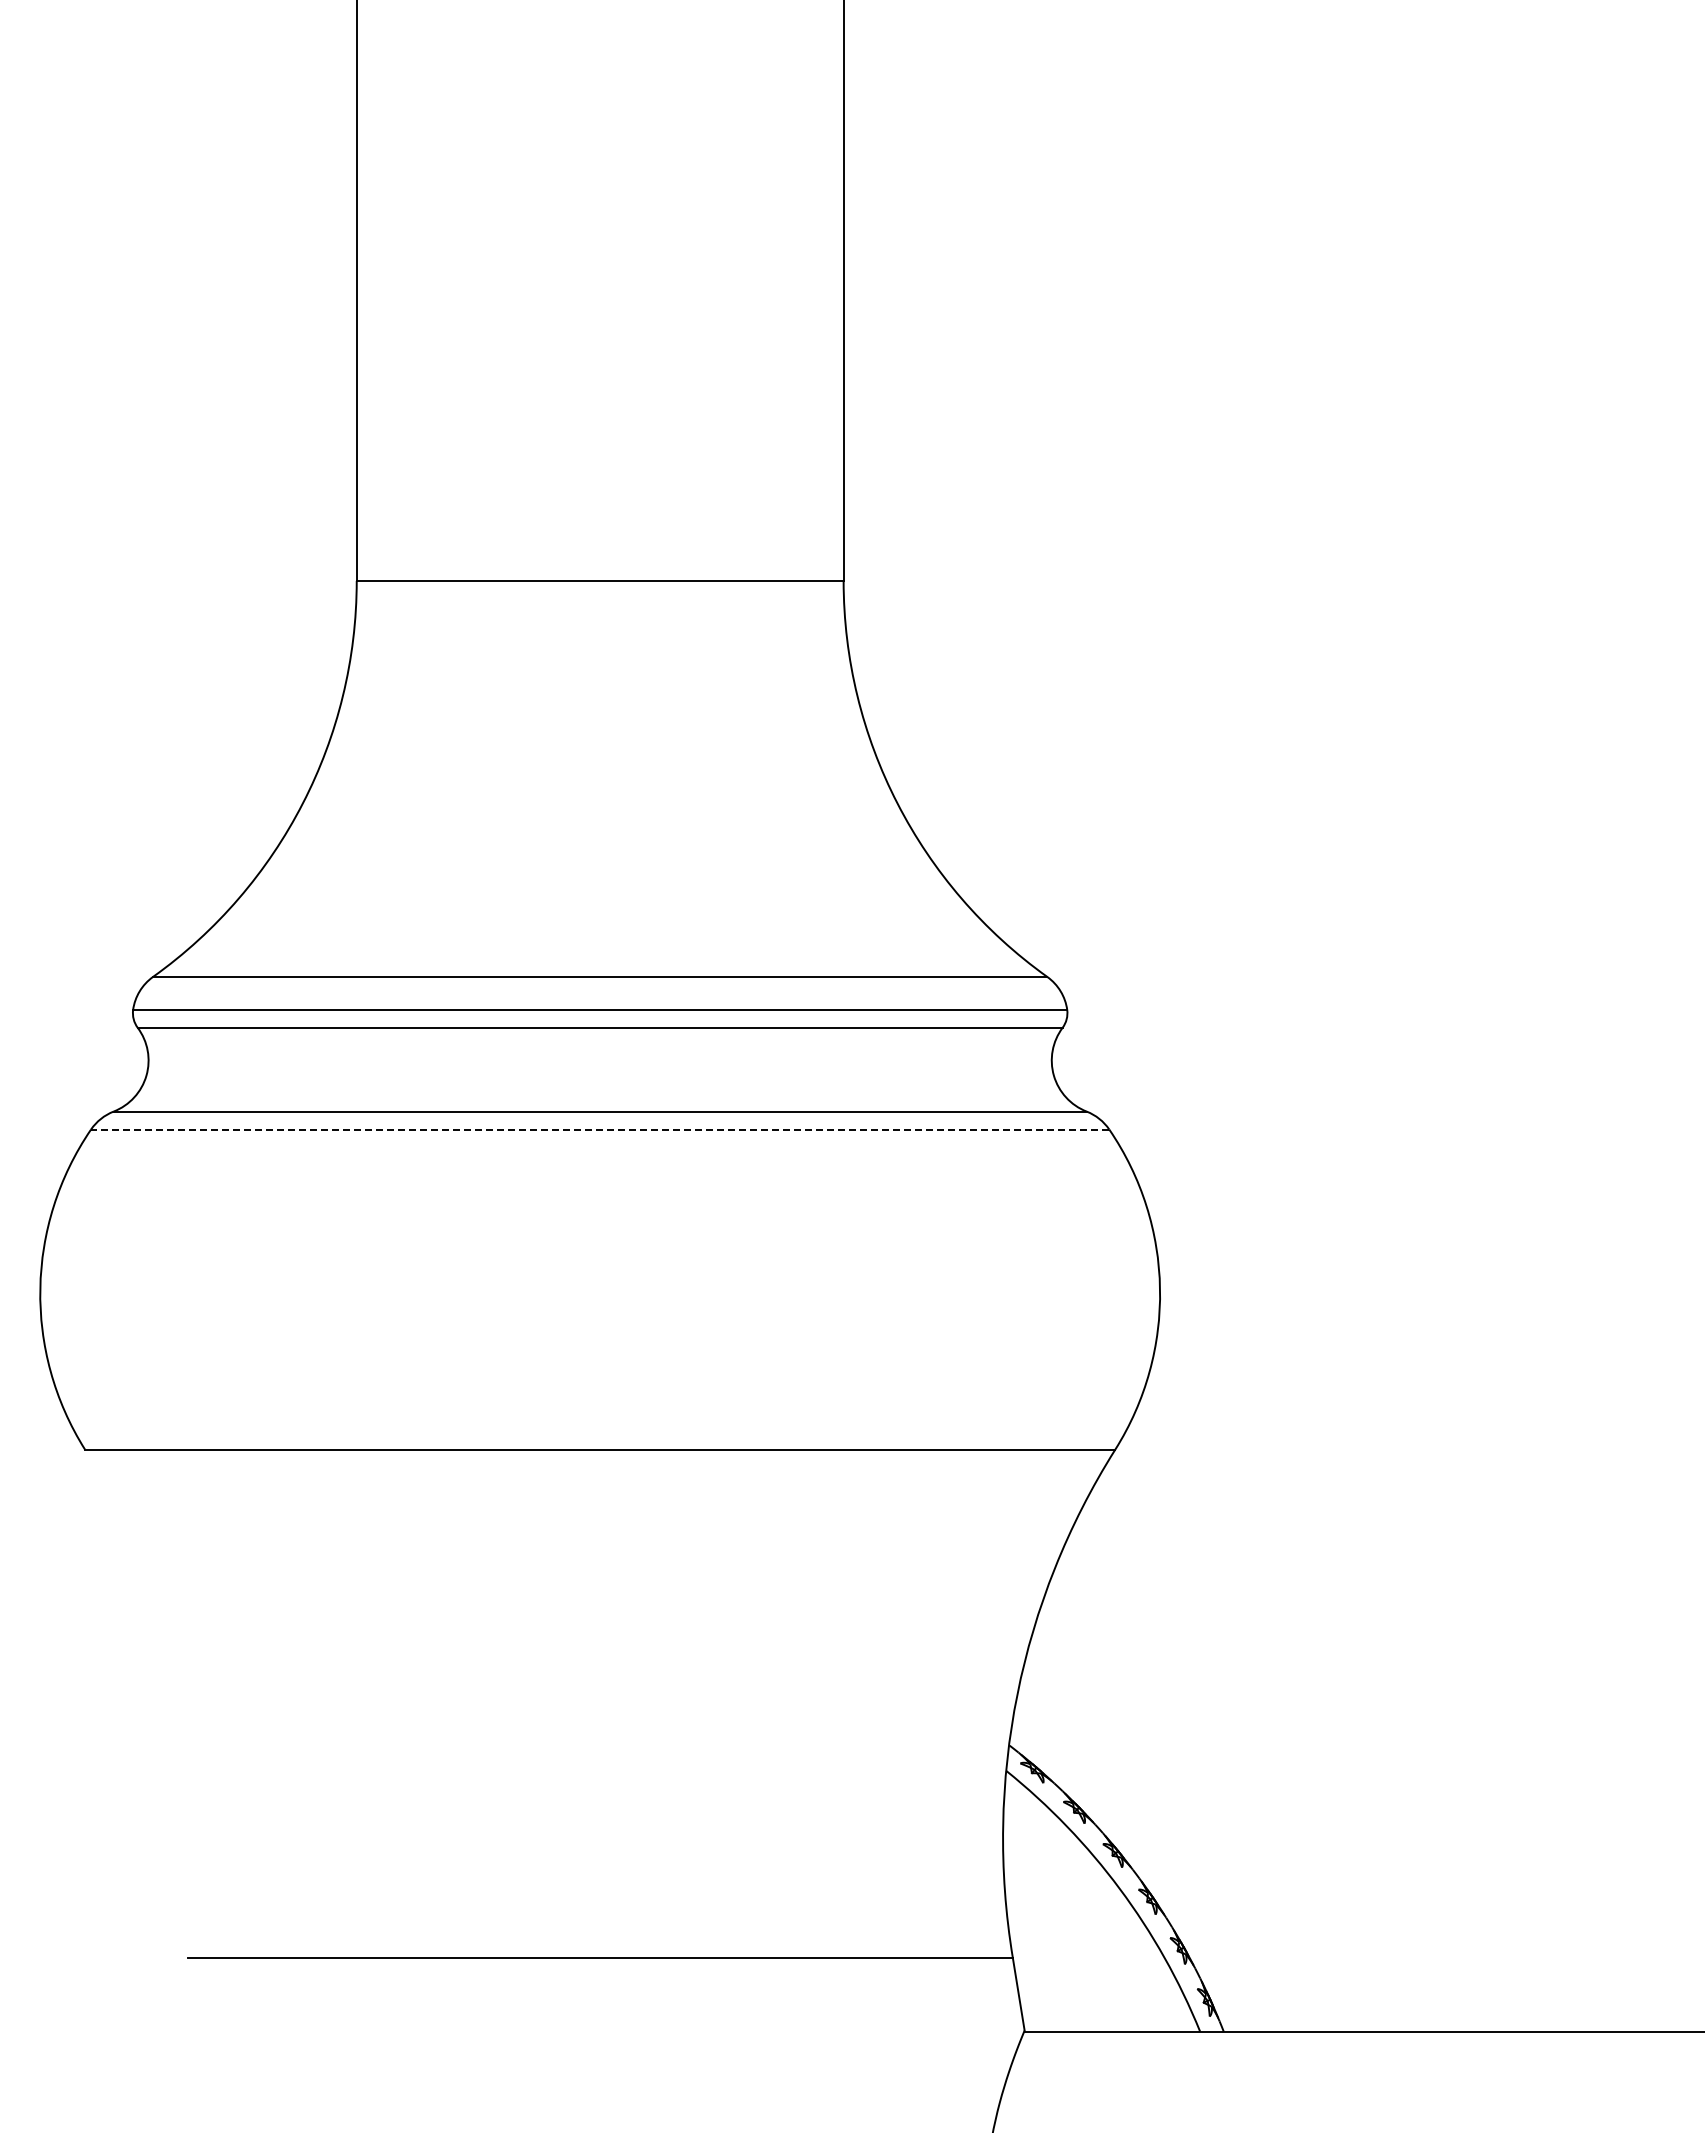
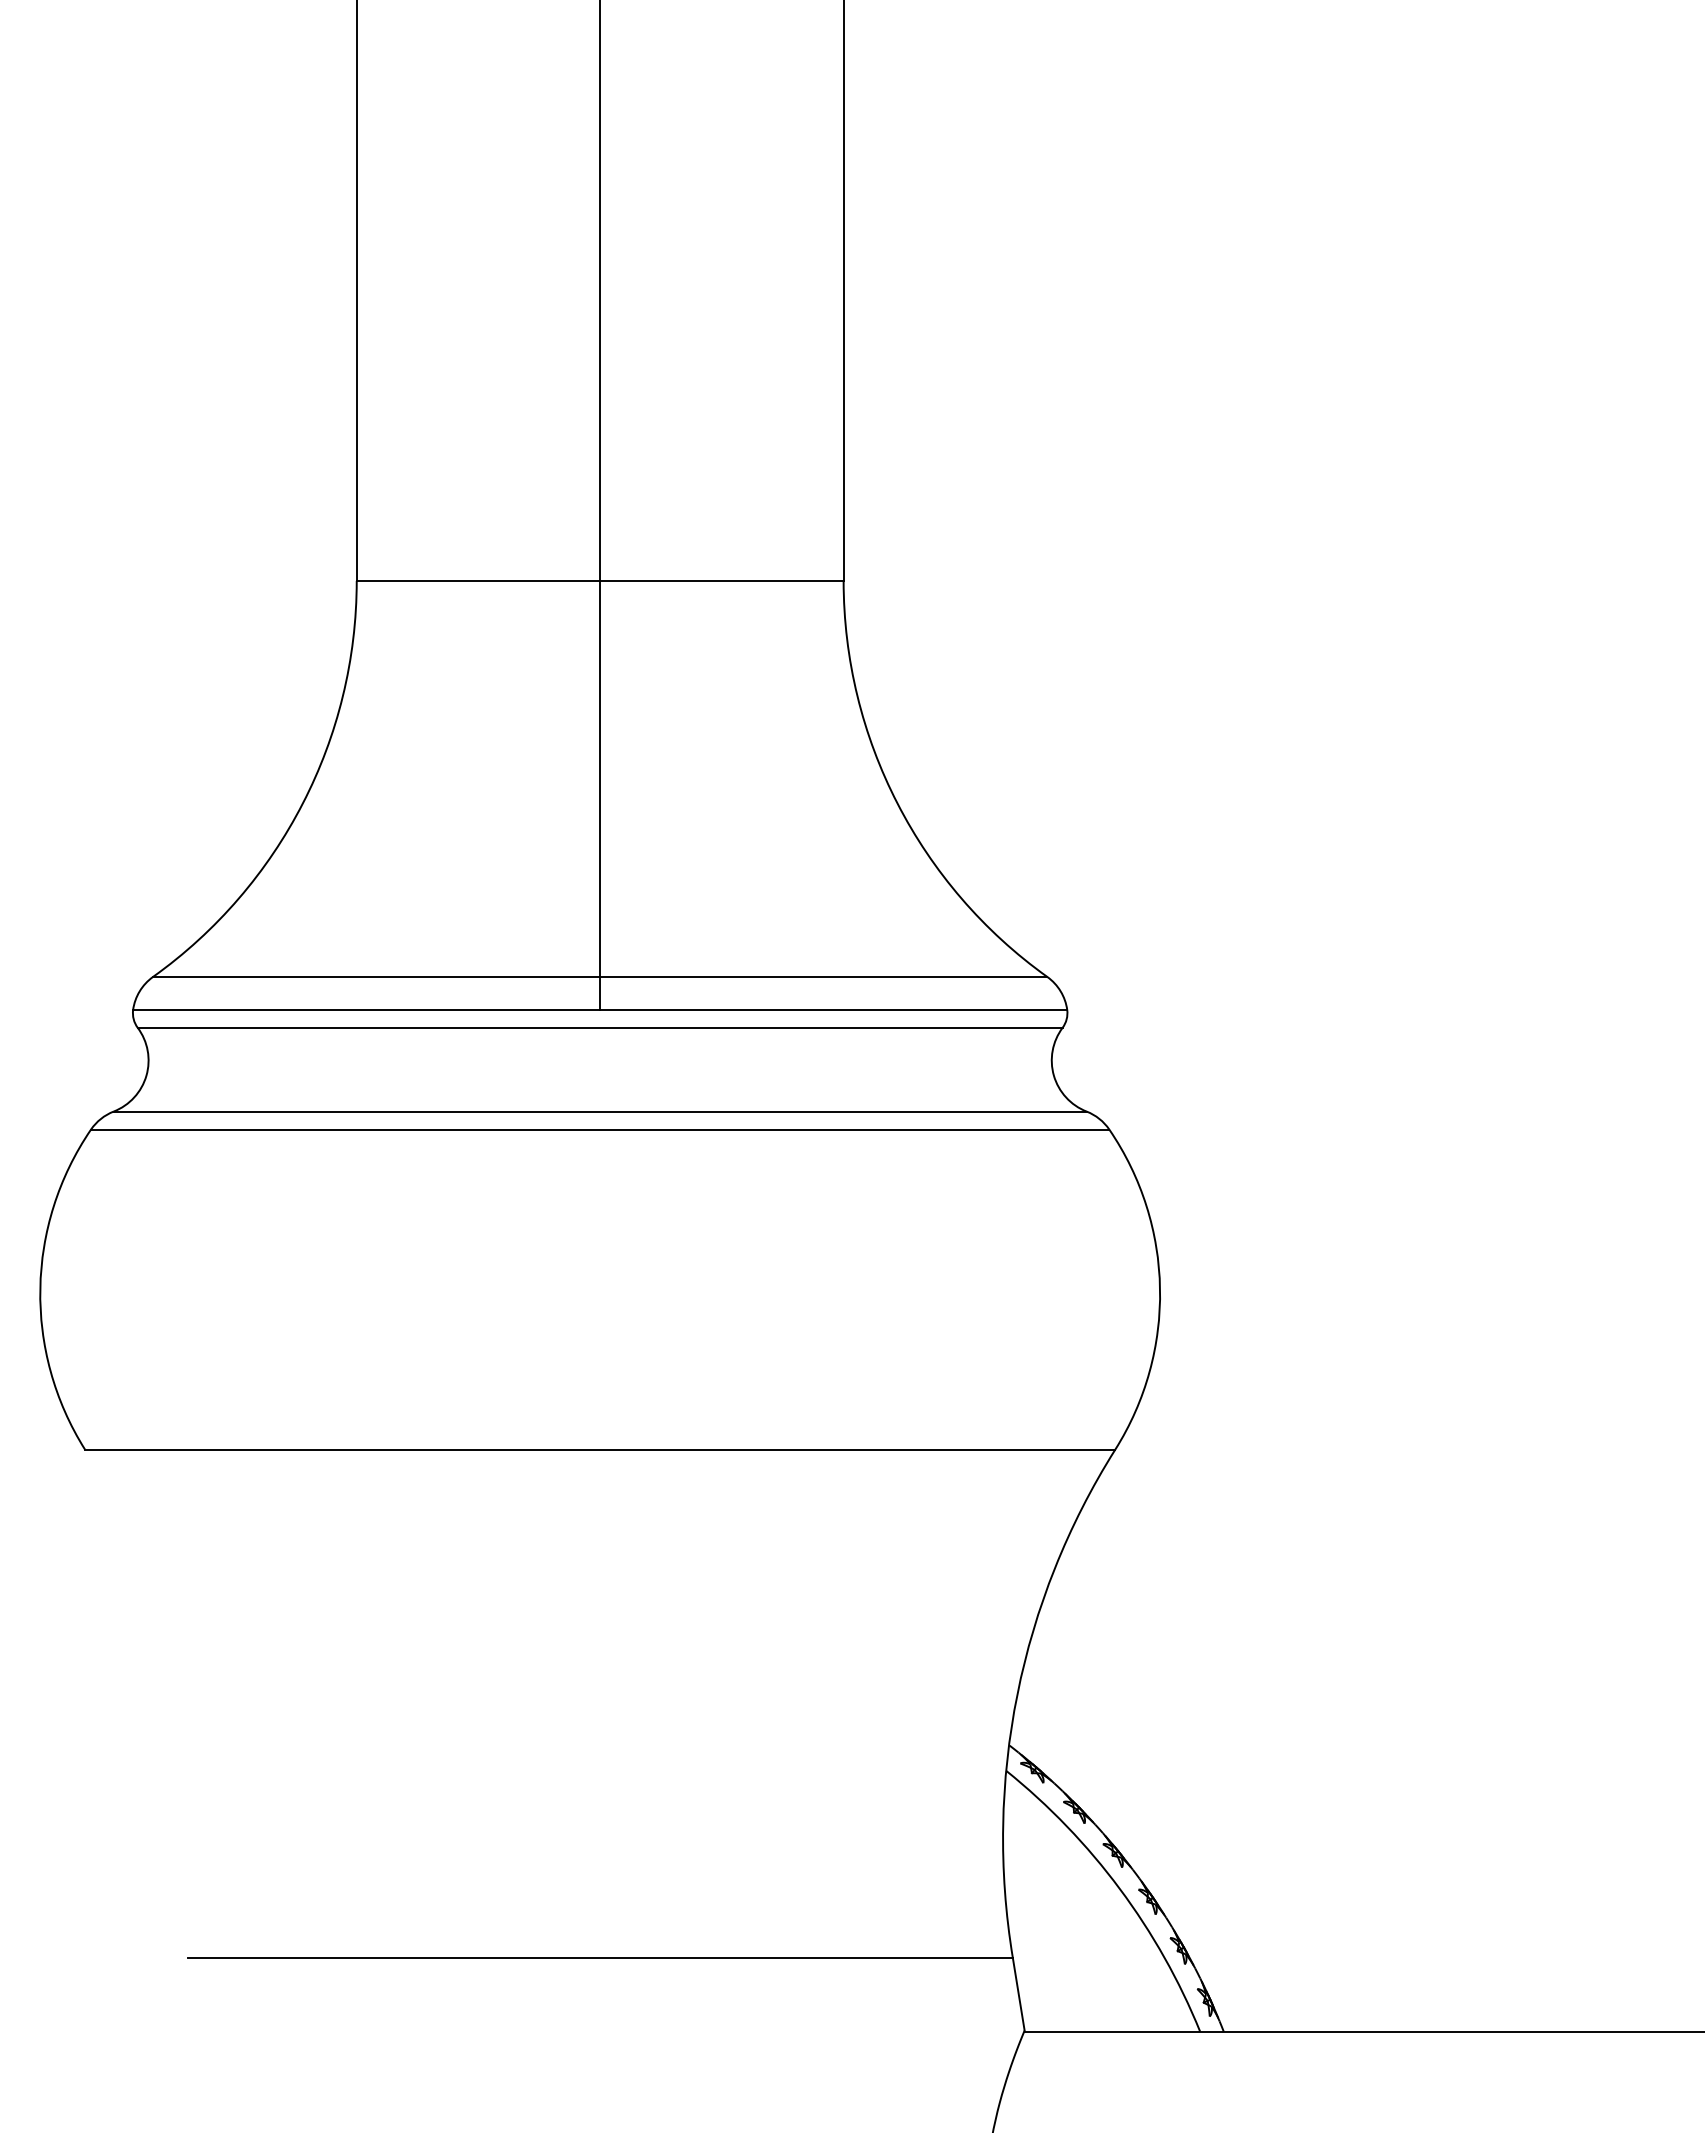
line: none -> present (600, 505)
line: dashed -> solid (599, 1129)
